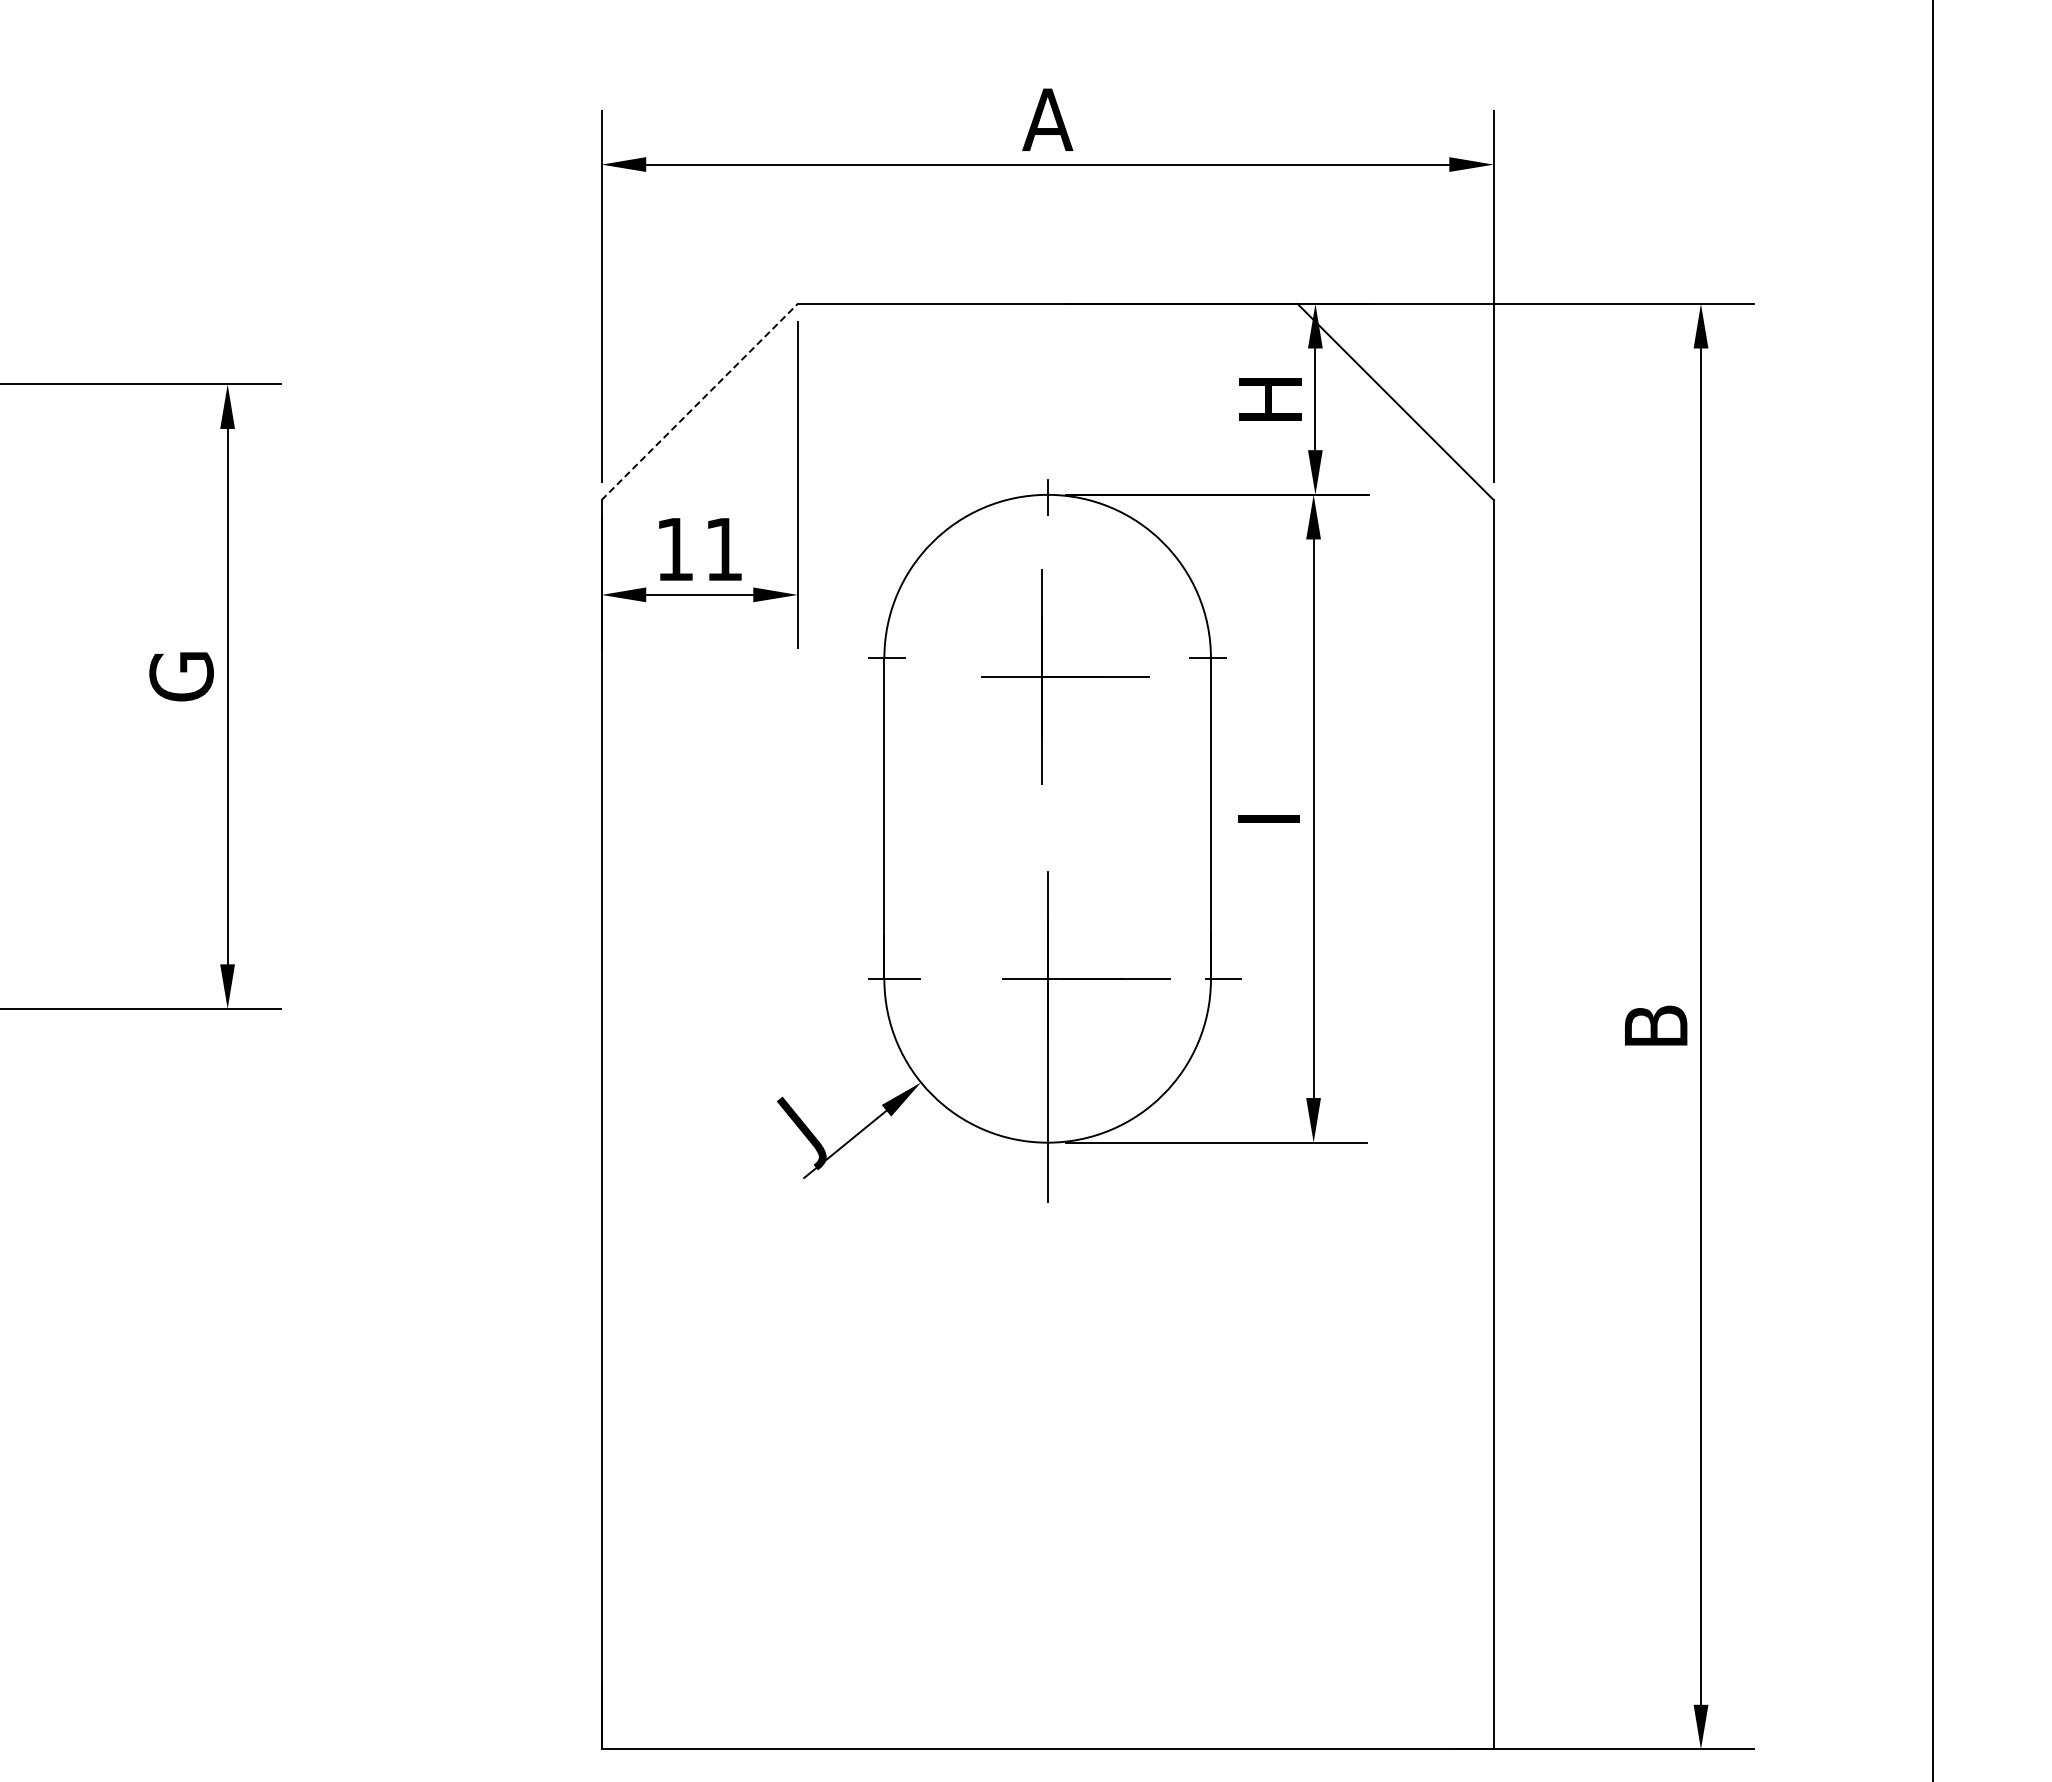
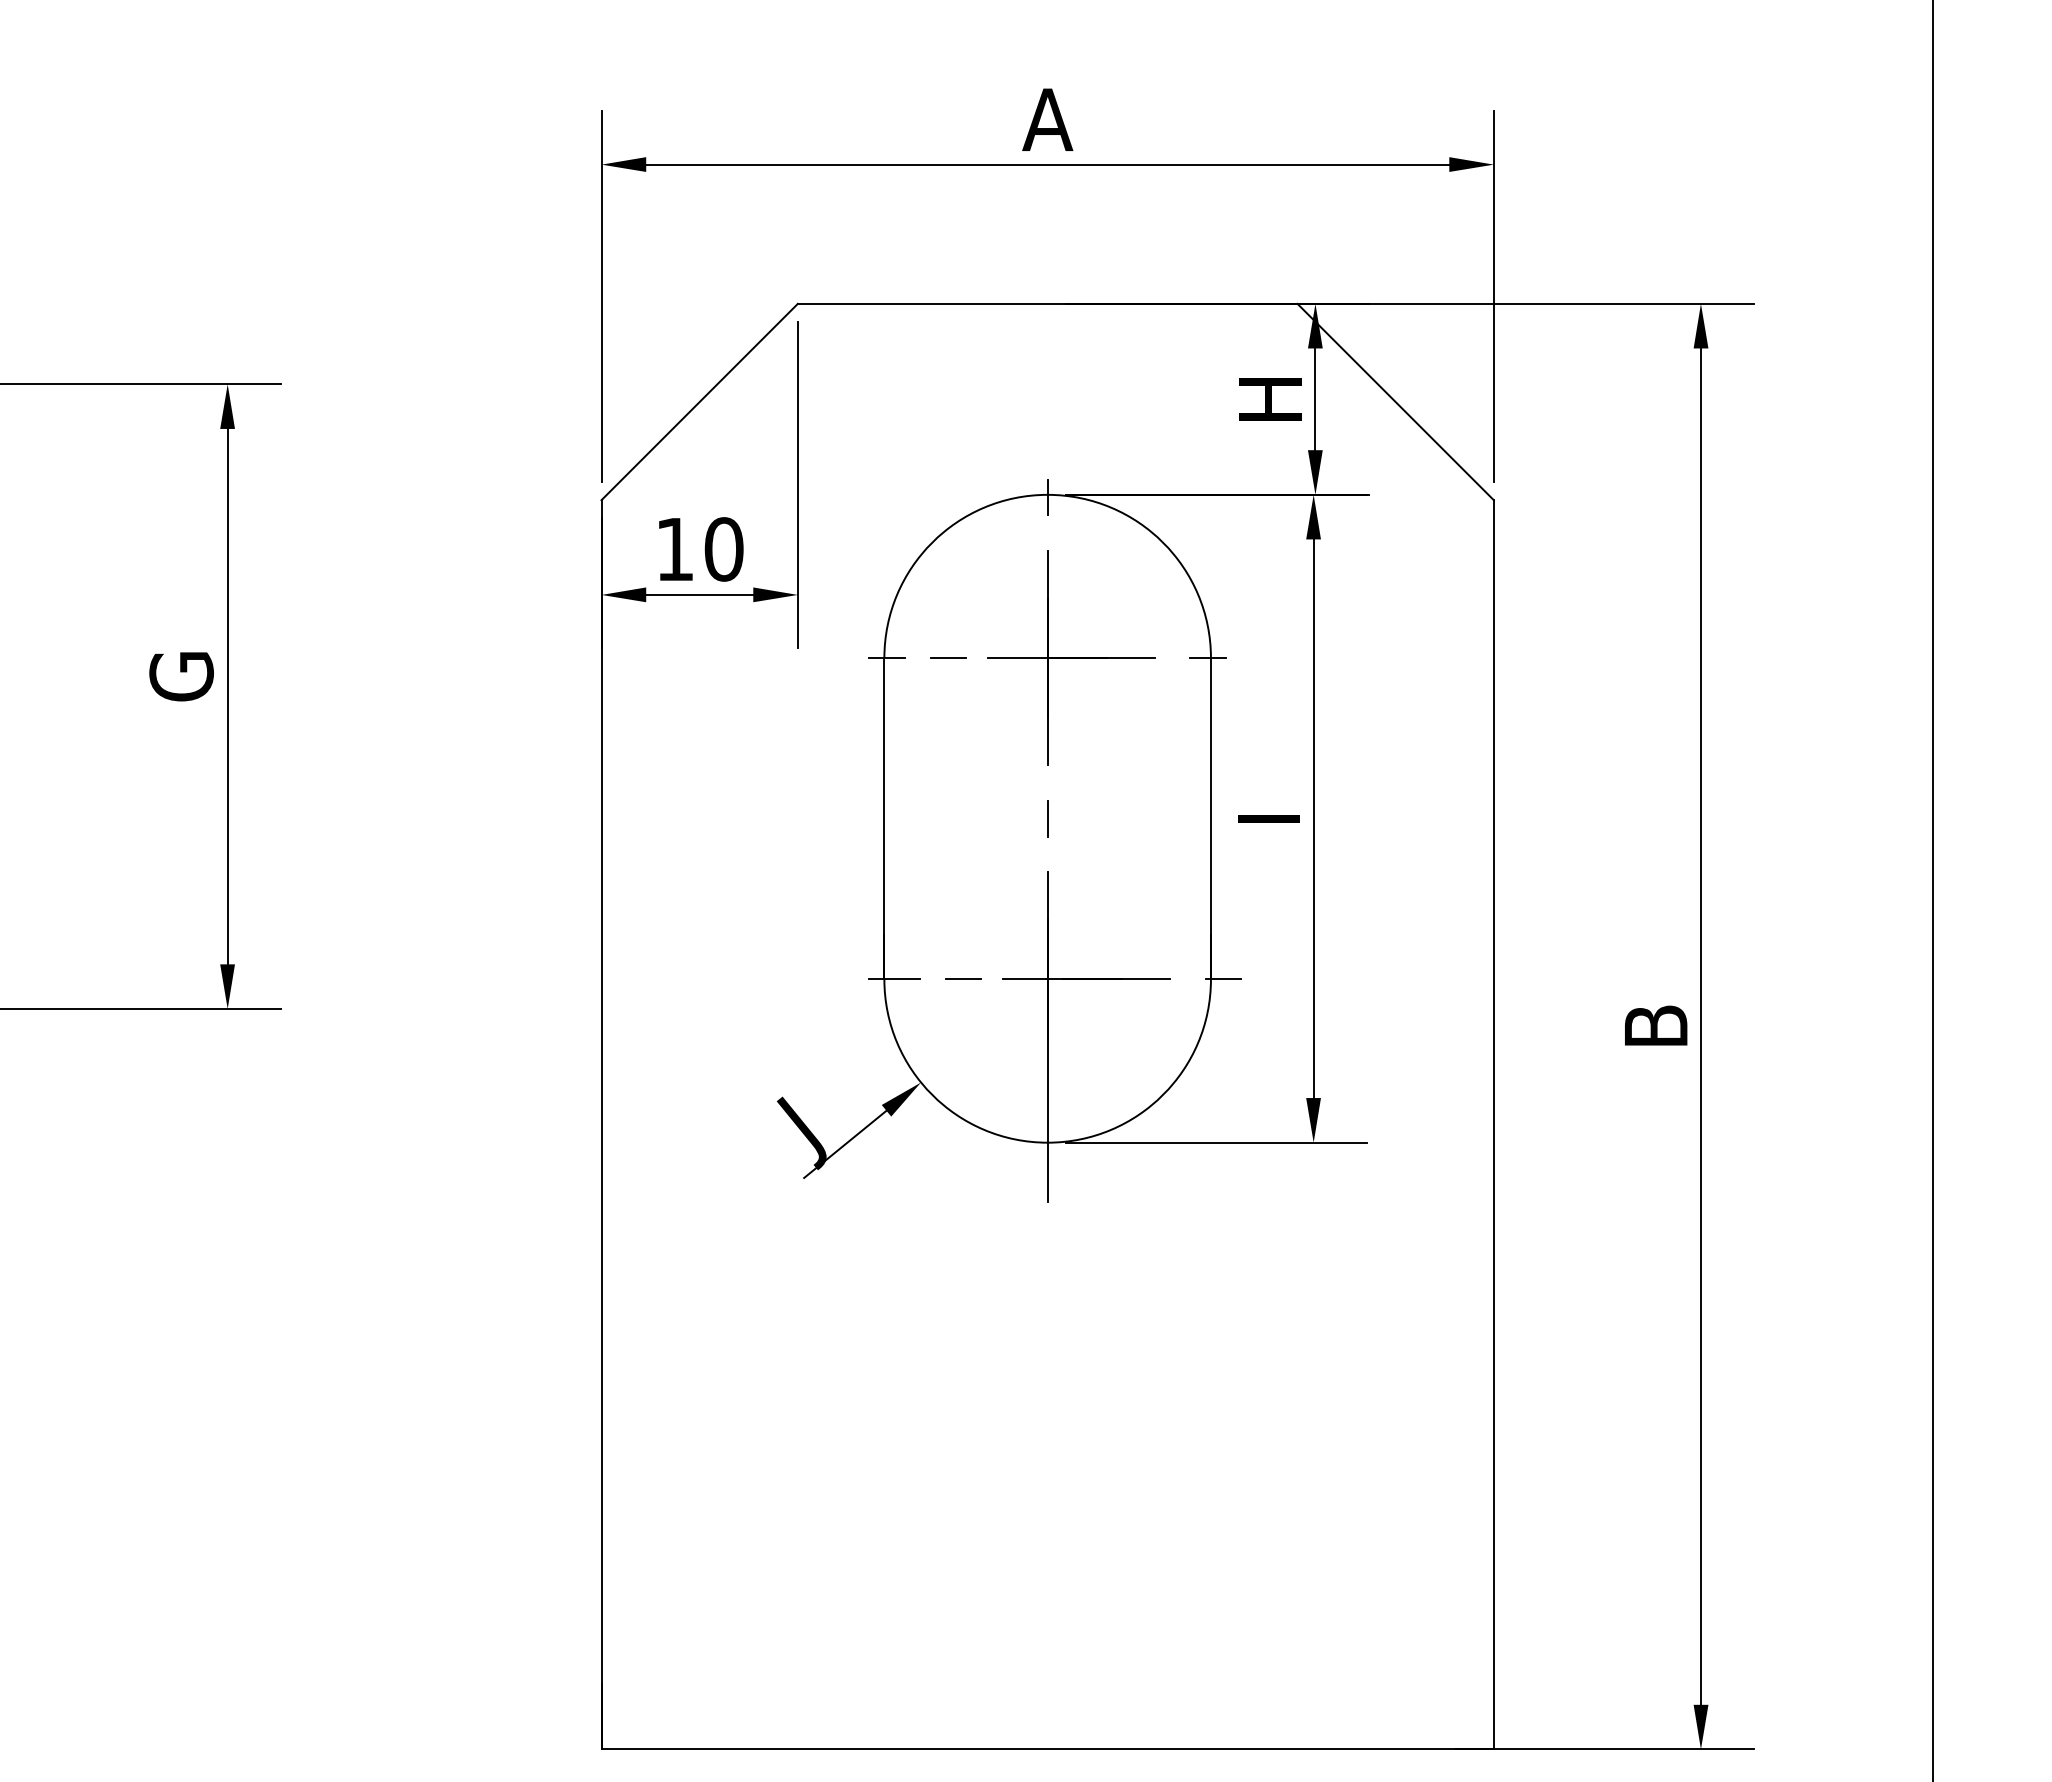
line: dashed -> solid (699, 402)
text: 11 -> 10 (723, 549)
line: none -> present (948, 658)
part position: (1065, 676) -> (1071, 657) (1071, 657)
line: none -> present (1047, 818)
line: none -> present (963, 979)
